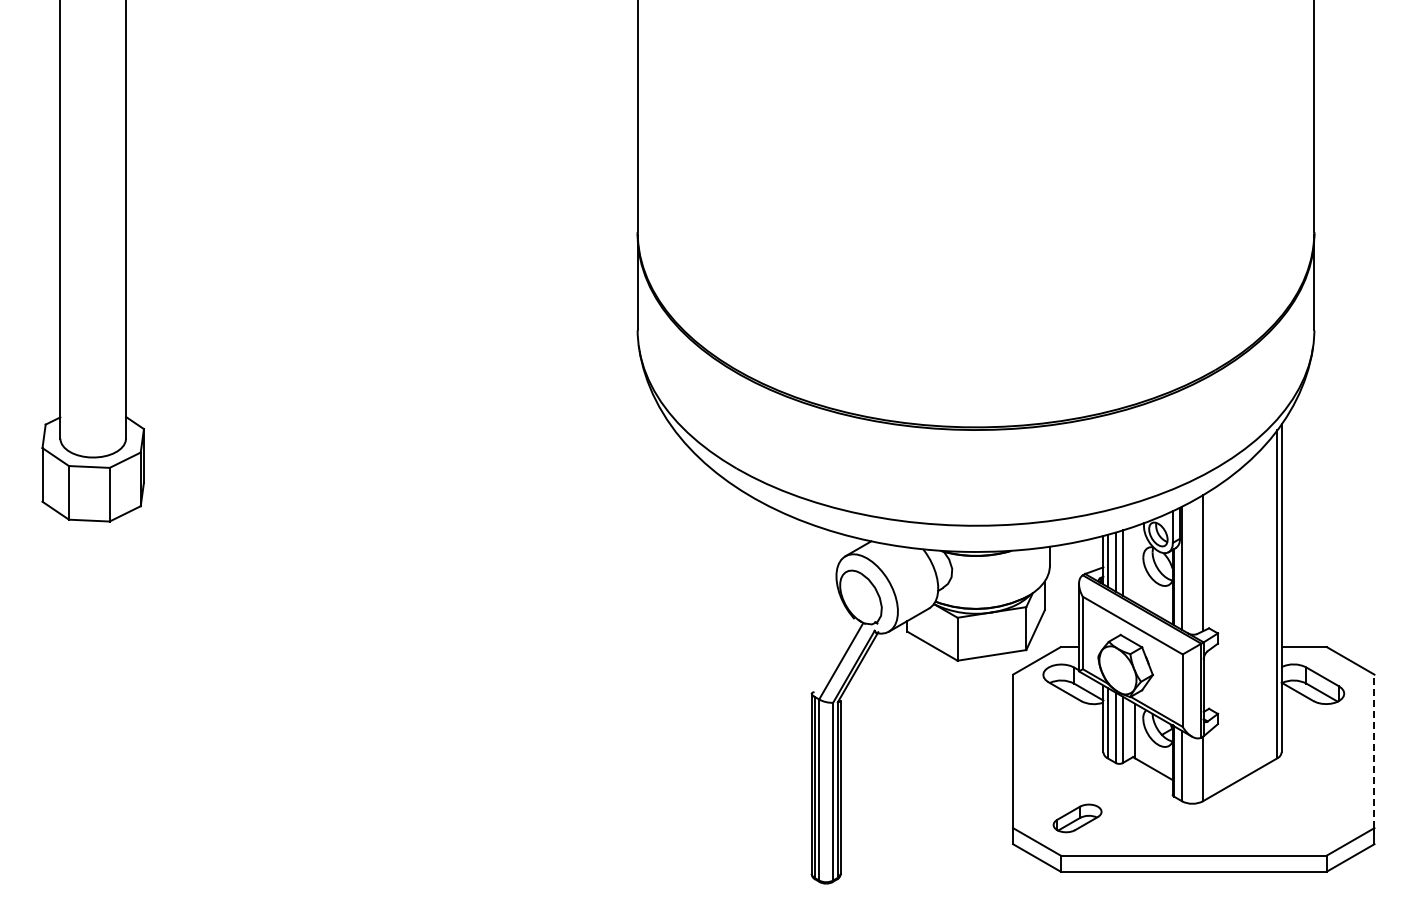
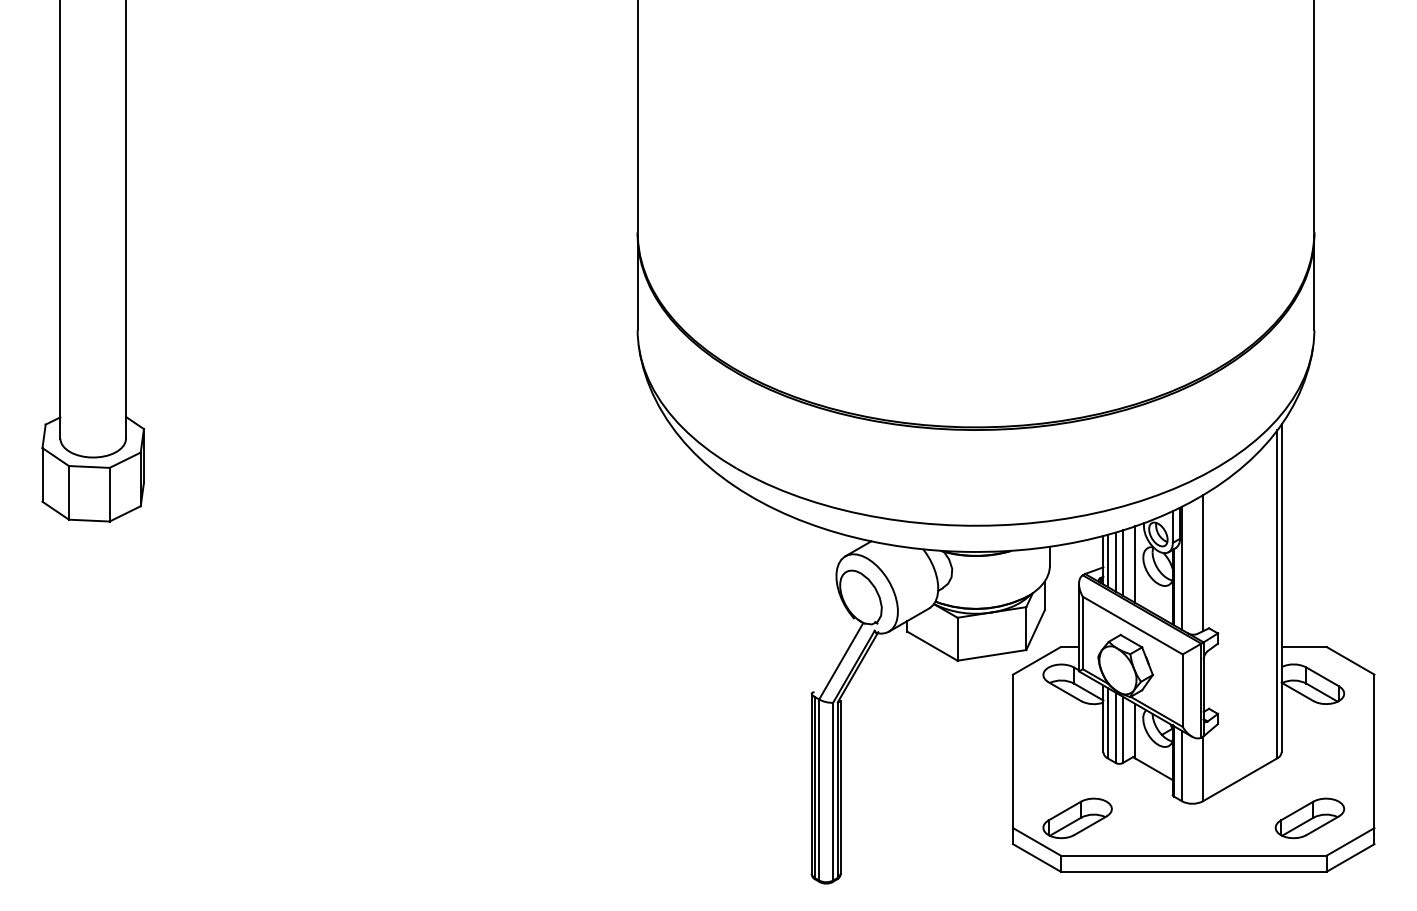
line: none -> present (1135, 564)
line: dashed -> solid (1374, 751)
part size: 51x31 px -> 71x43 px (1077, 818)
part: none -> present (1309, 818)
